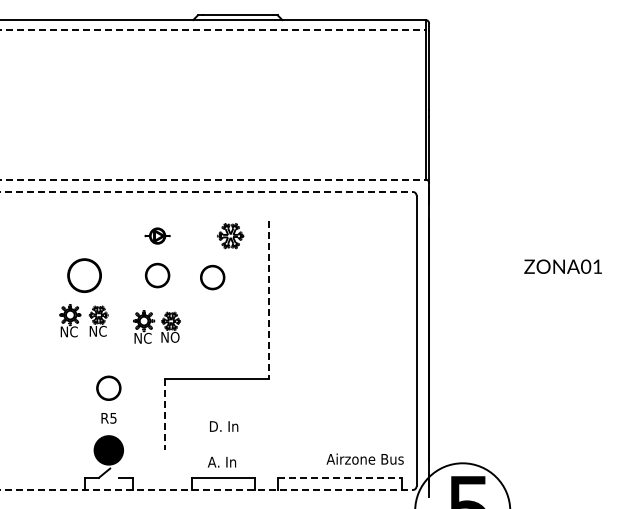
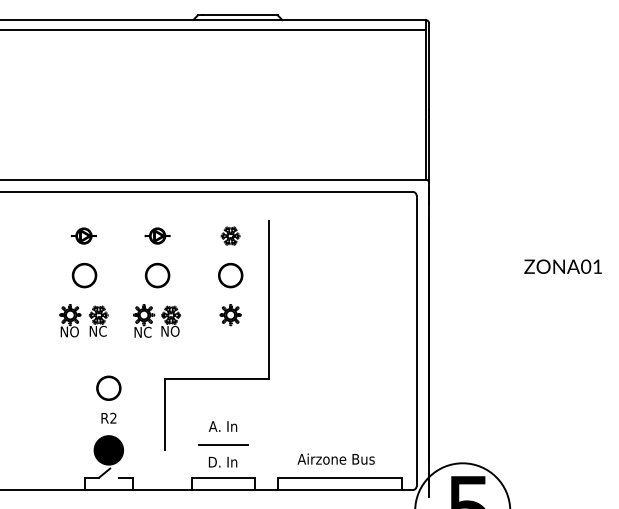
line: dashed -> solid (213, 29)
line: dashed -> solid (213, 179)
line: dashed -> solid (207, 191)
part: none -> present (83, 235)
part size: 28x27 px -> 21x20 px (230, 235)
part size: 35x35 px -> 27x27 px (84, 275)
part position: (212, 277) -> (230, 275) (230, 275)
line: dashed -> solid (269, 300)
part: none -> present (230, 315)
part position: (157, 326) -> (157, 320) (157, 320)
text: NC -> NO (76, 331)
line: dashed -> solid (164, 414)
text: R5 -> R2 (113, 417)
text: D. In -> A. In (223, 426)
line: none -> present (222, 445)
text position: (364, 458) -> (335, 458) (335, 458)
text: A. In -> D. In (222, 461)
line: dashed -> solid (340, 477)
line: dashed -> solid (207, 489)
